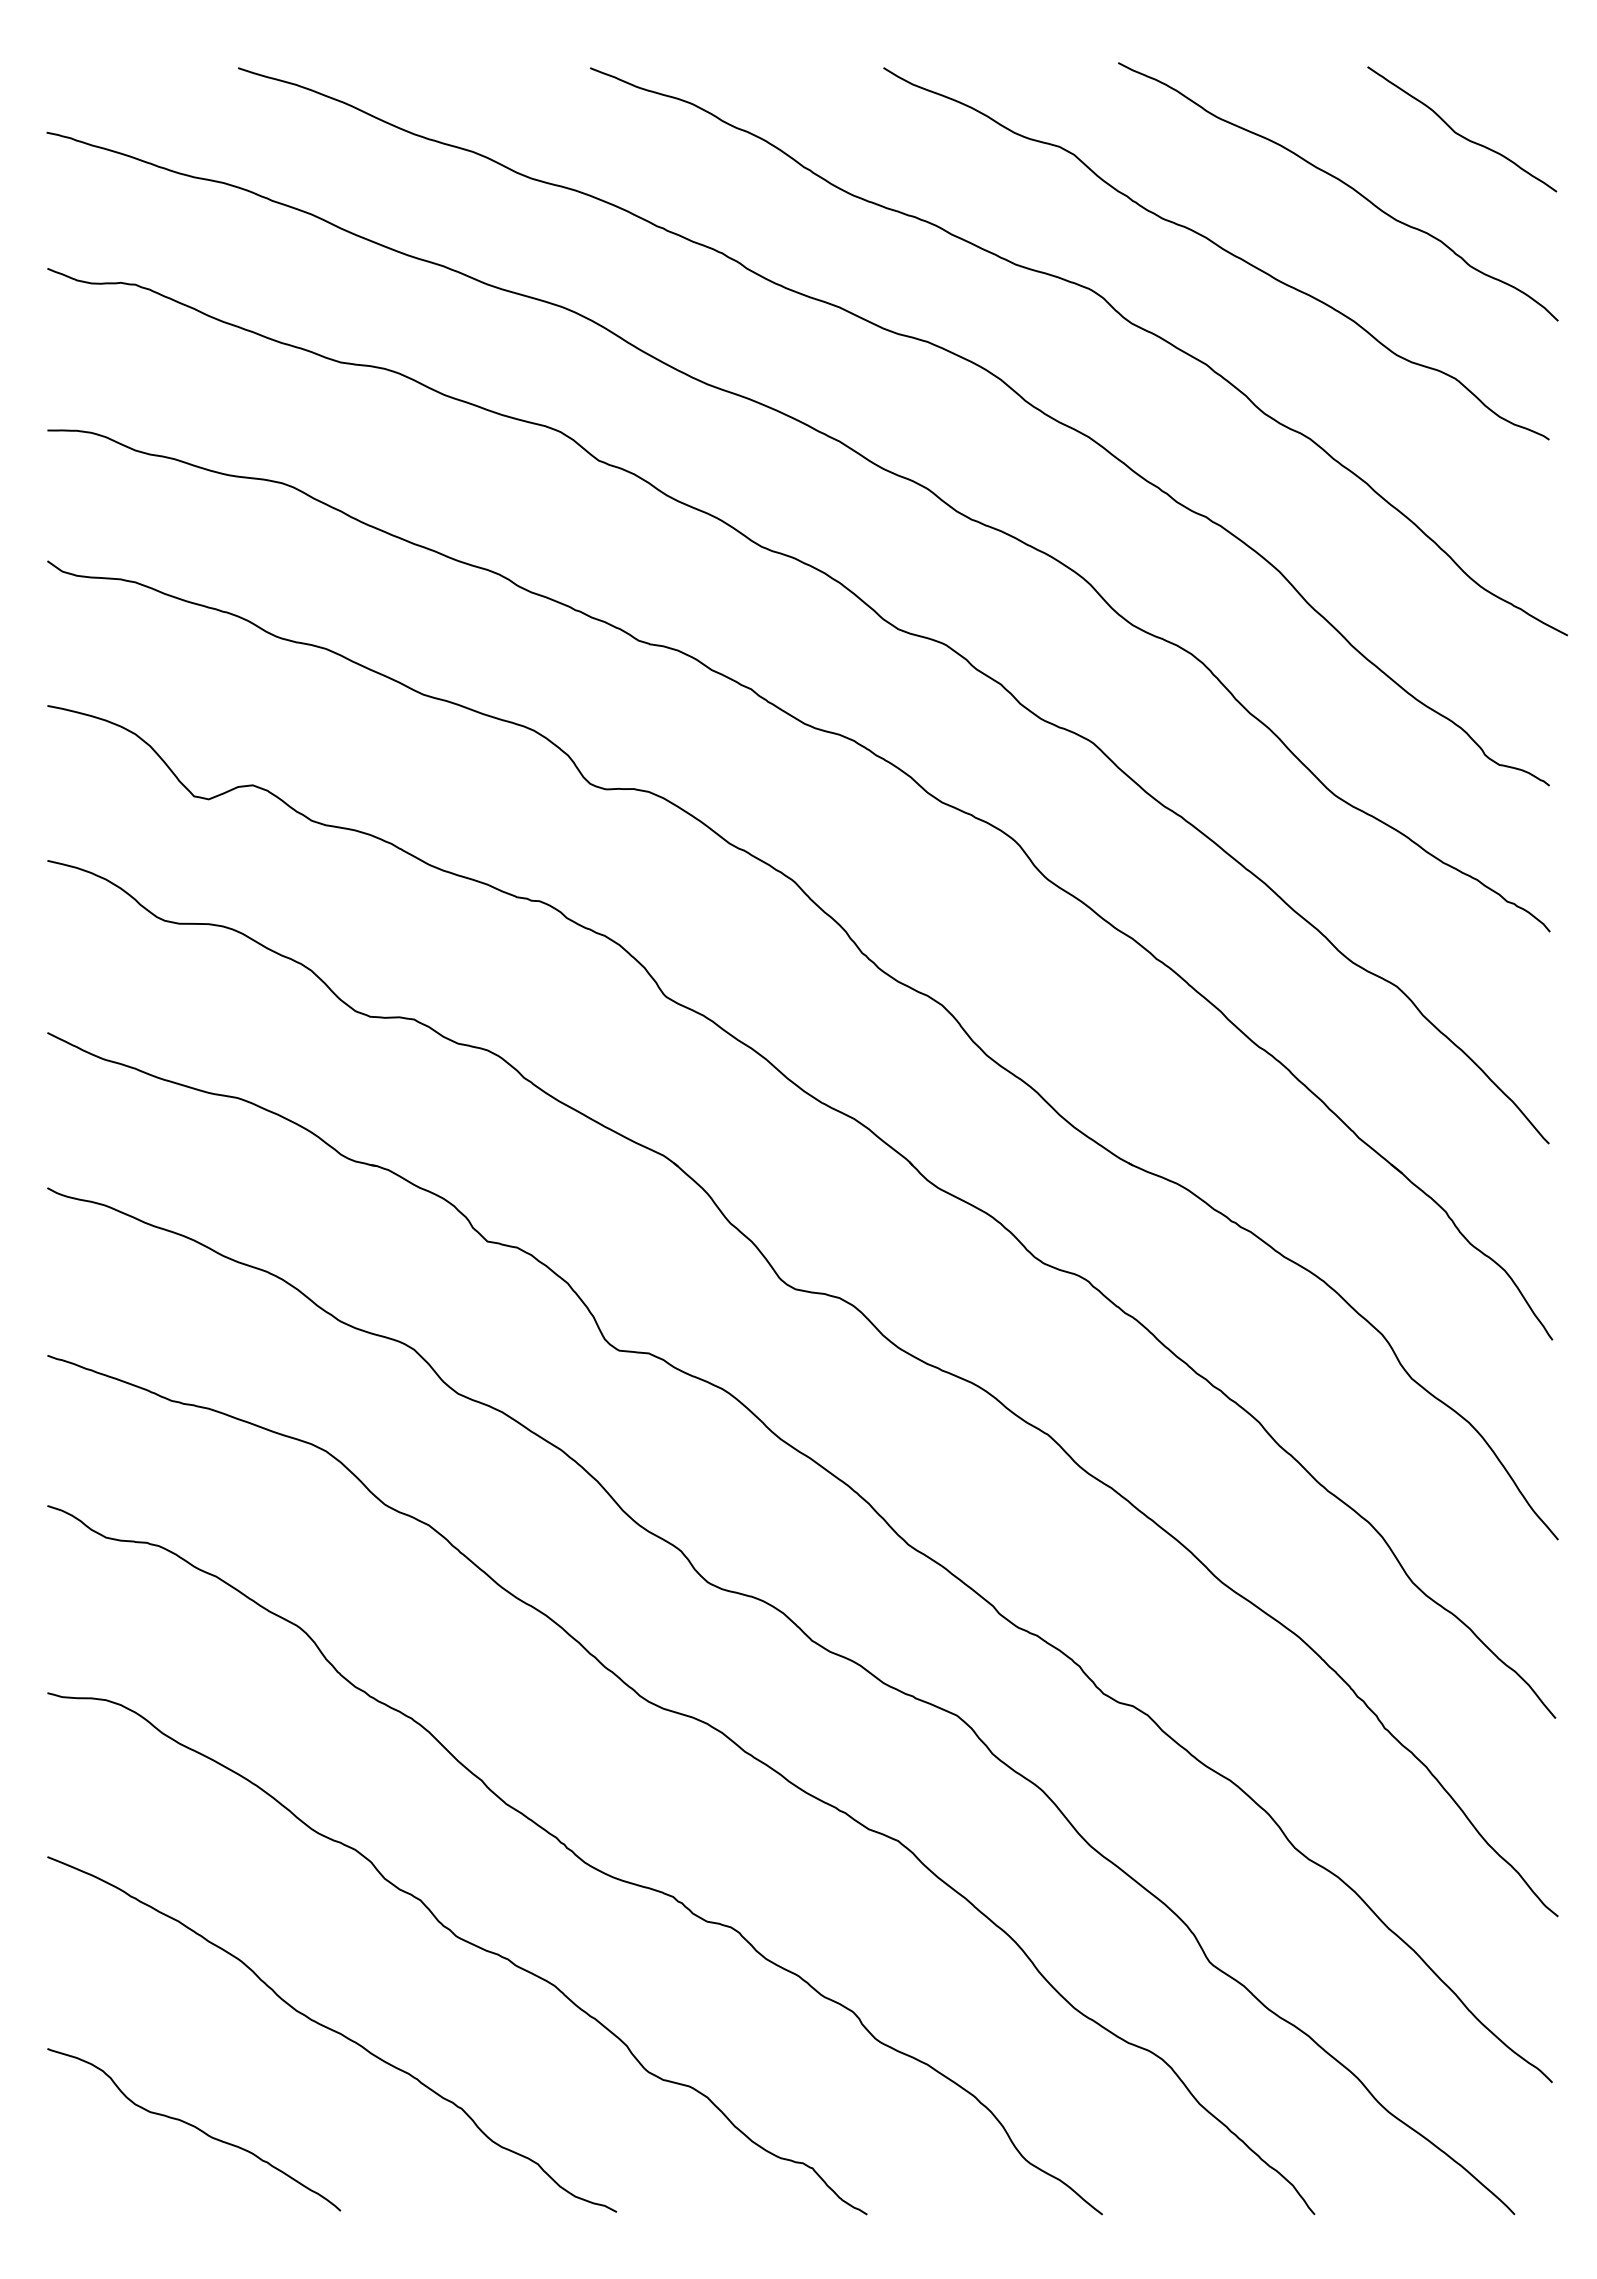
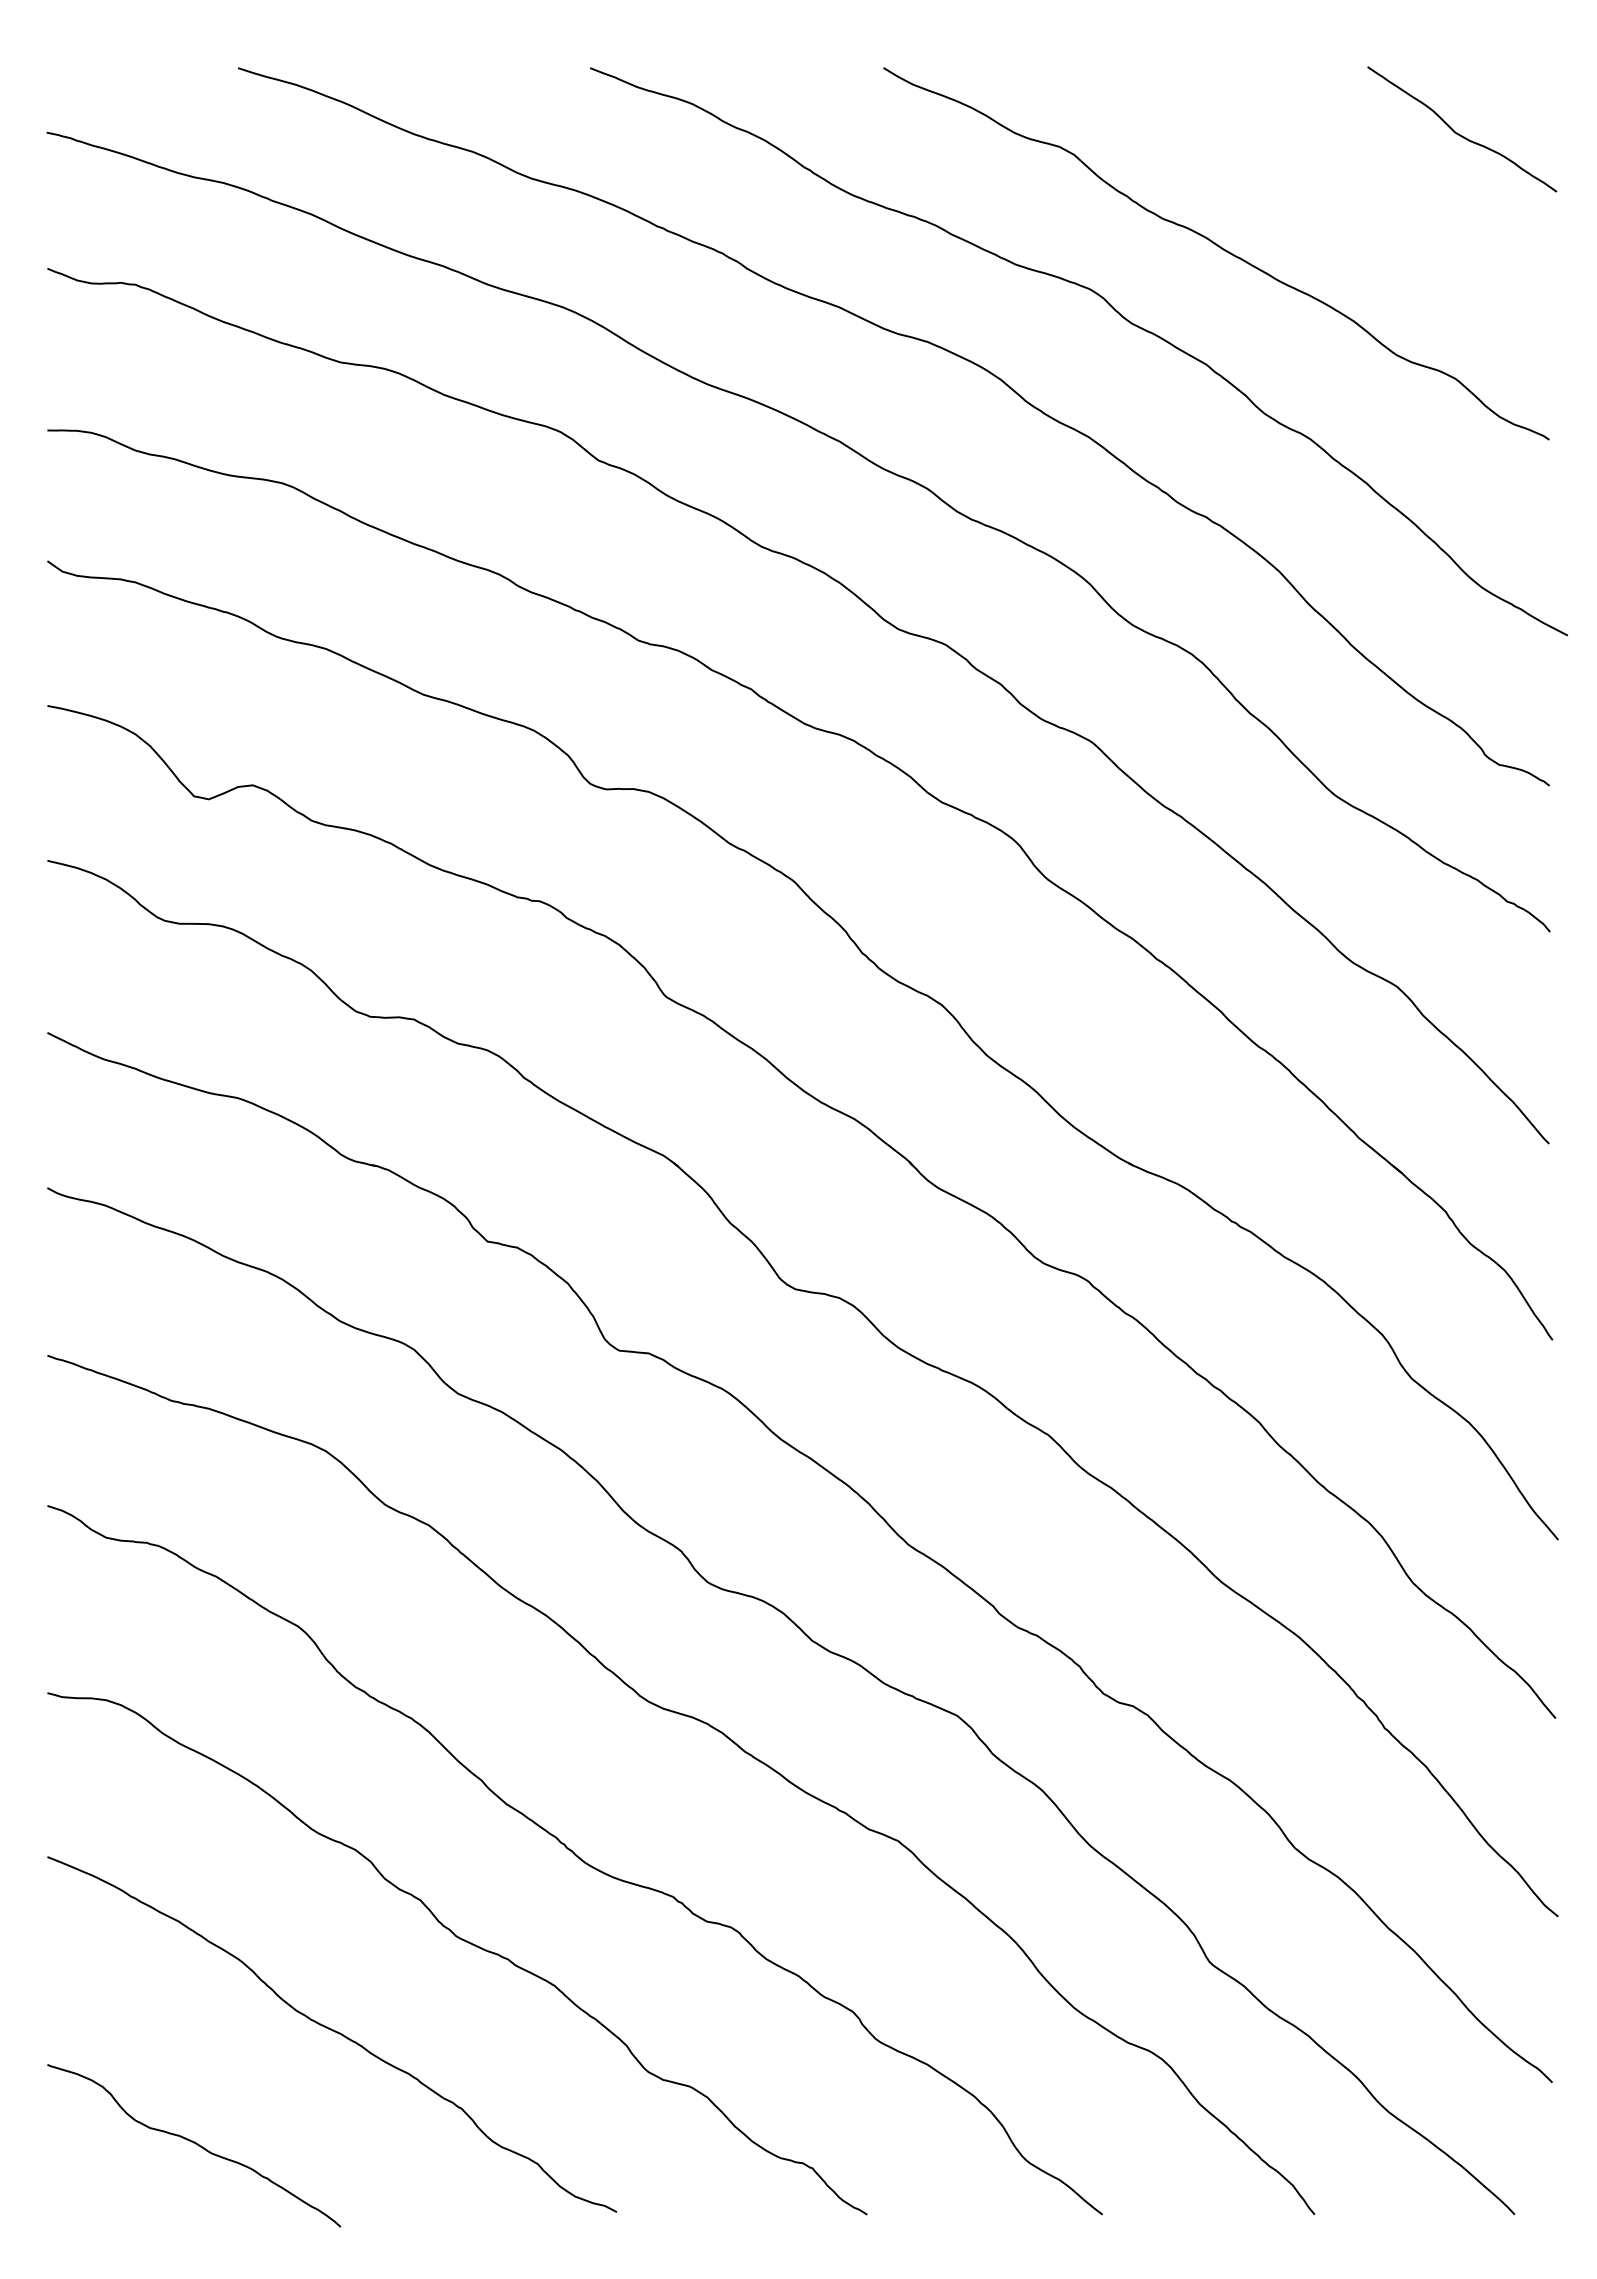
curve: present -> none (1344, 184)
curve position: (195, 2128) -> (195, 2144) (195, 2144)
